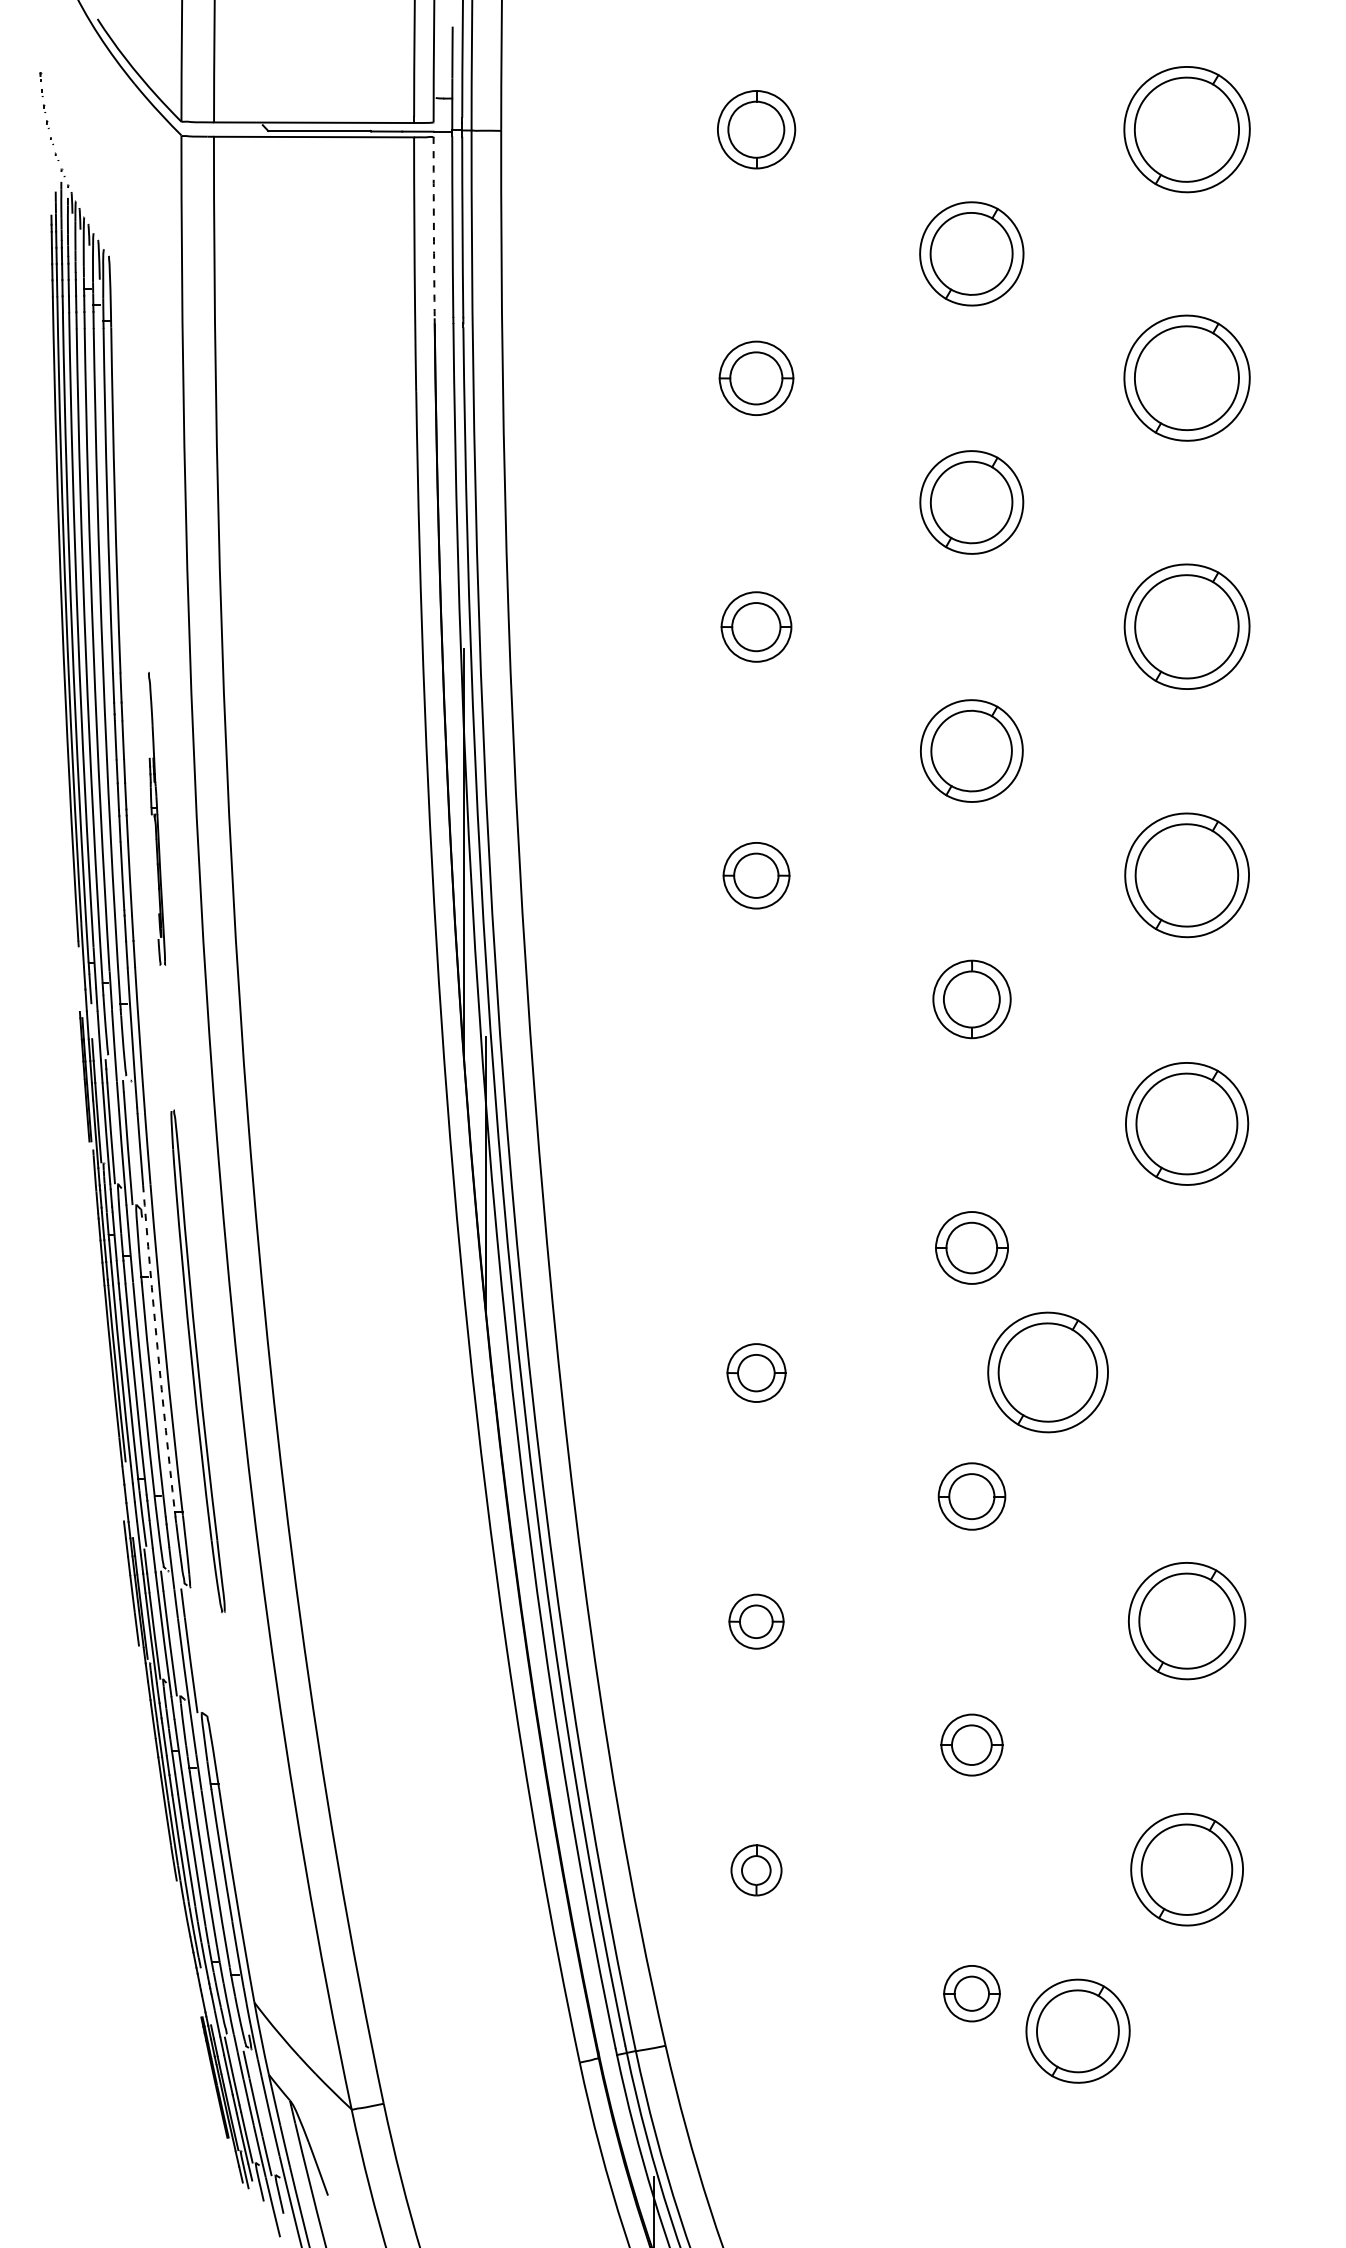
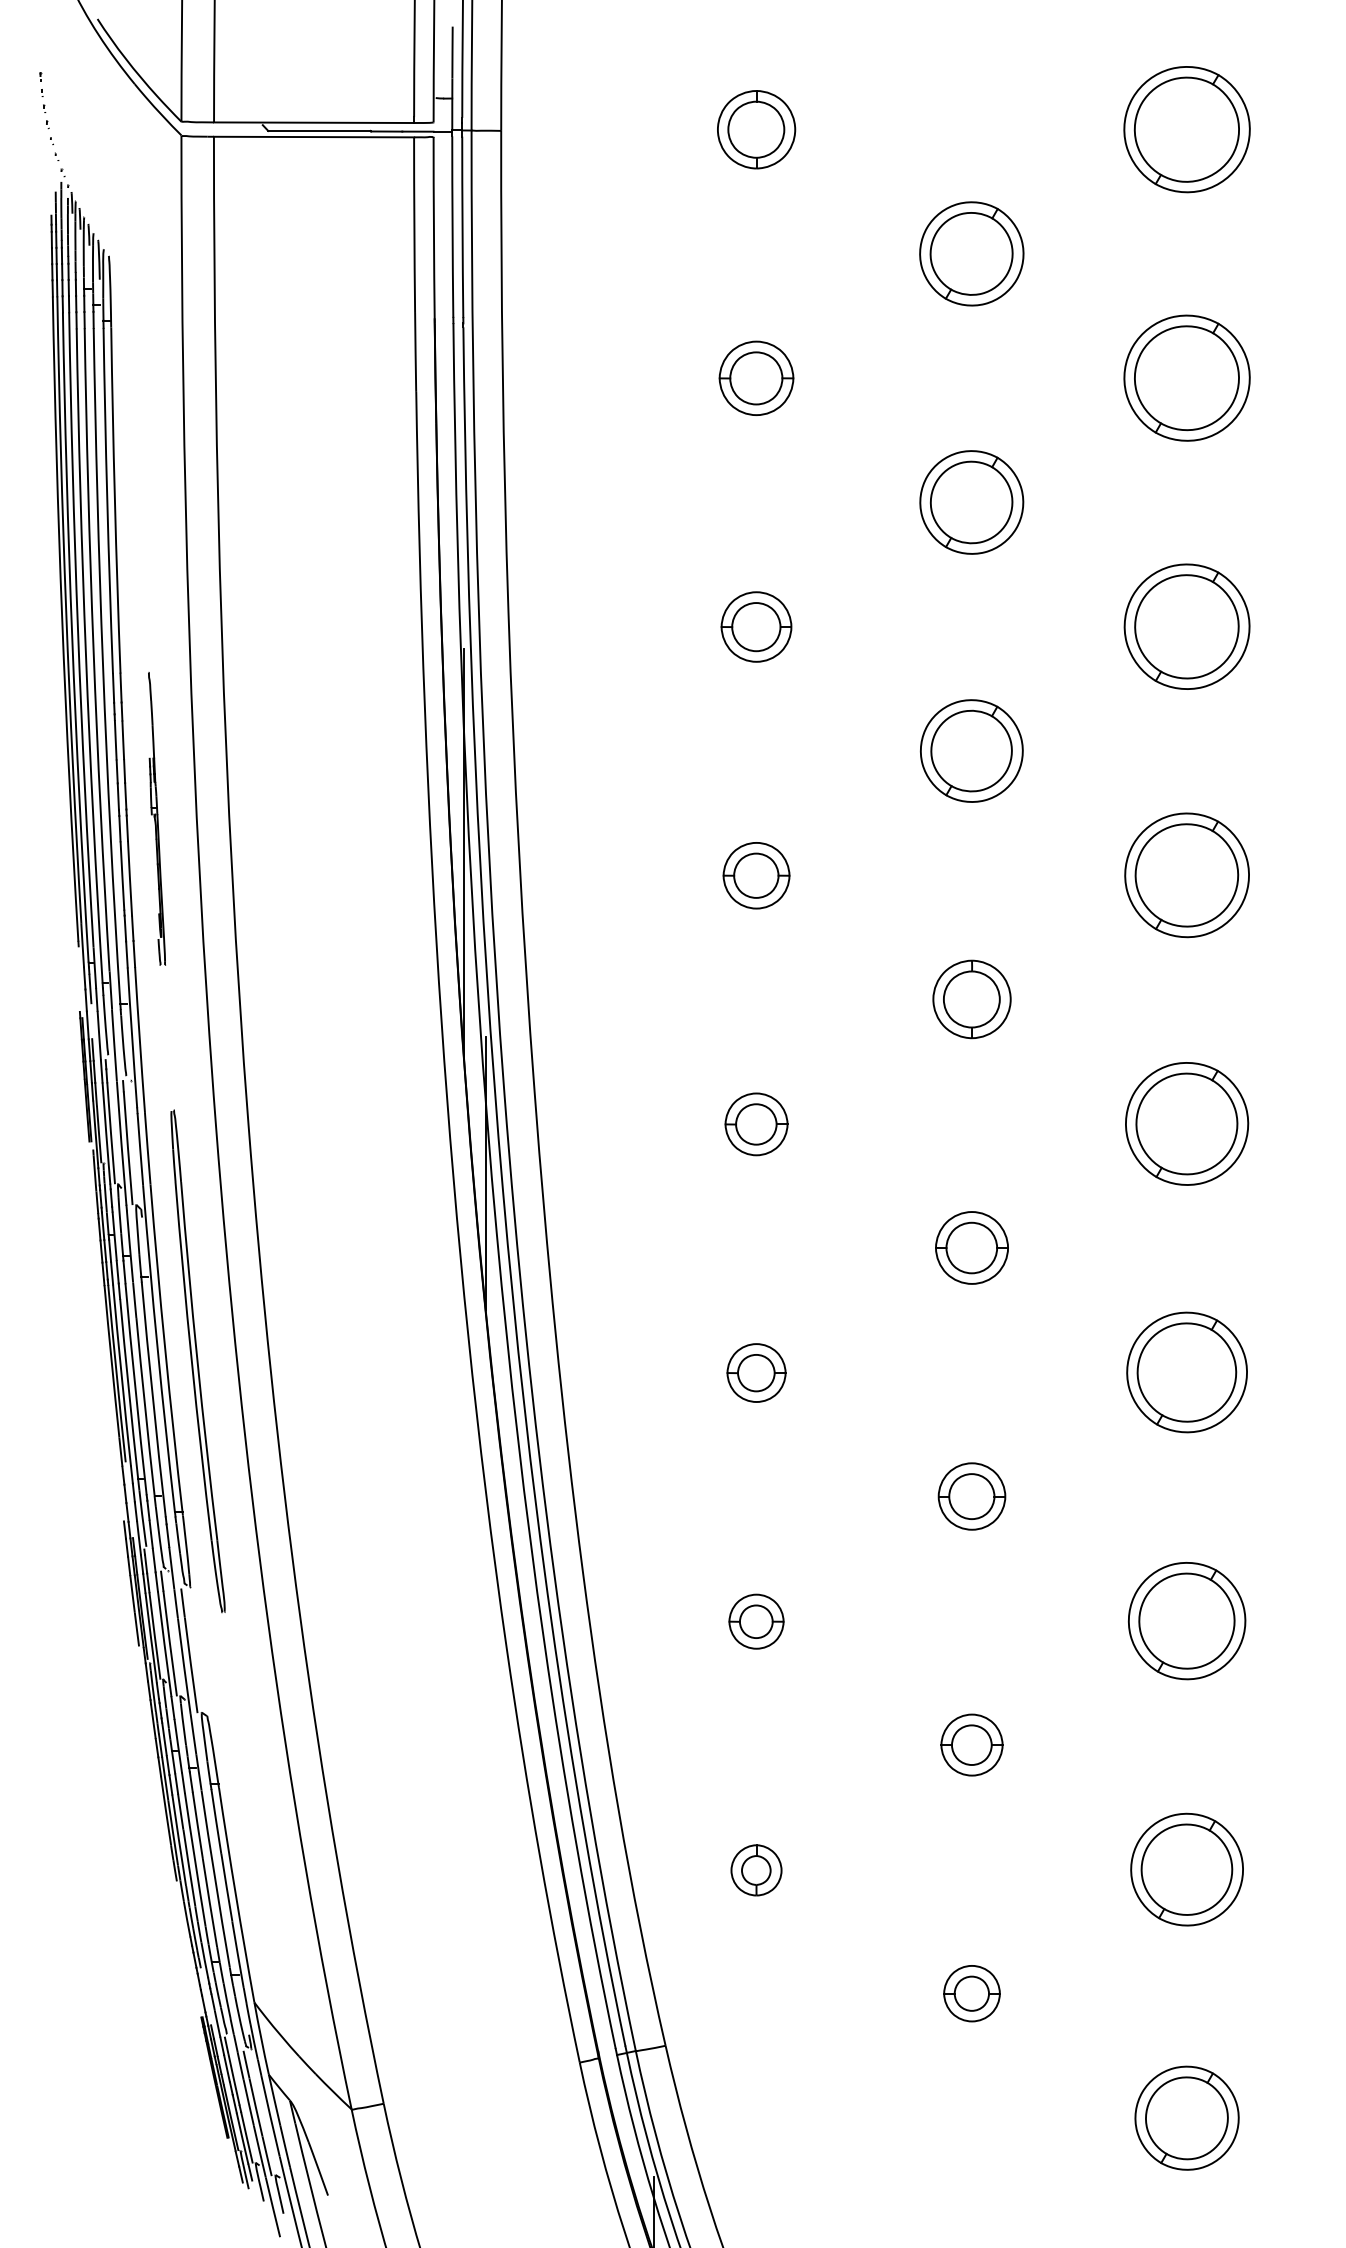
arc: dashed -> solid (433, 230)
part: none -> present (756, 1124)
arc: dashed -> solid (157, 1348)
part position: (1047, 1372) -> (1186, 1372) (1186, 1372)
part position: (1077, 2030) -> (1186, 2117) (1186, 2117)
